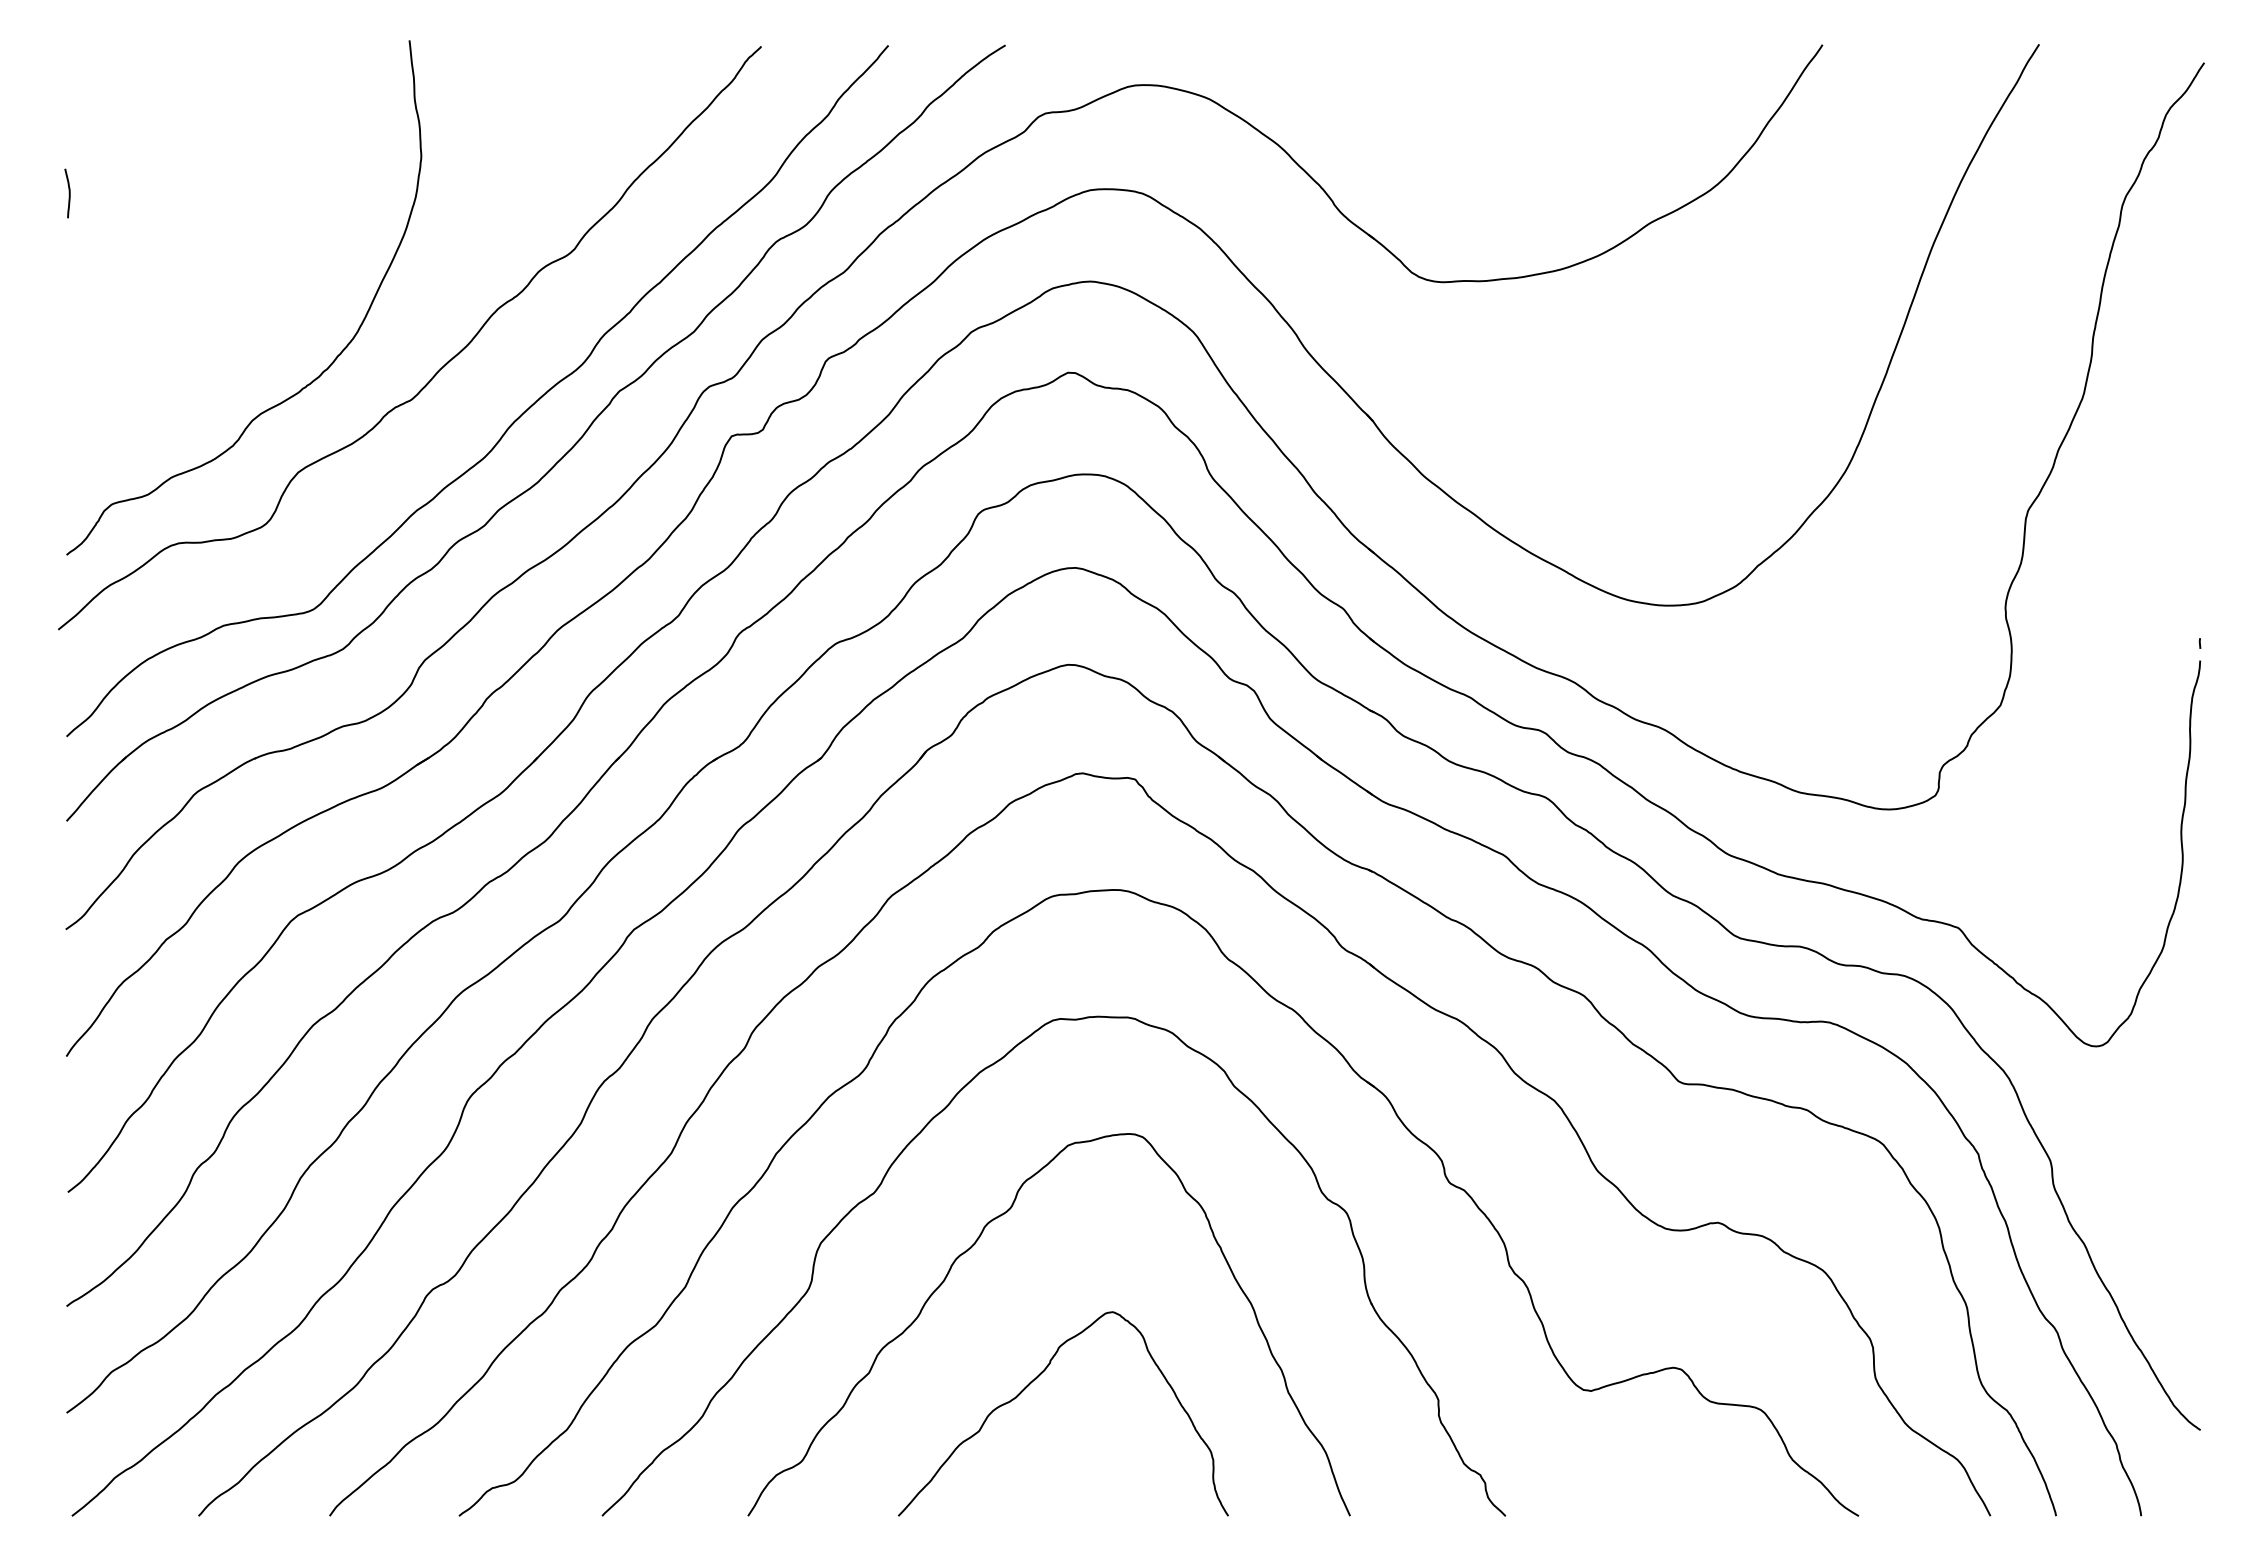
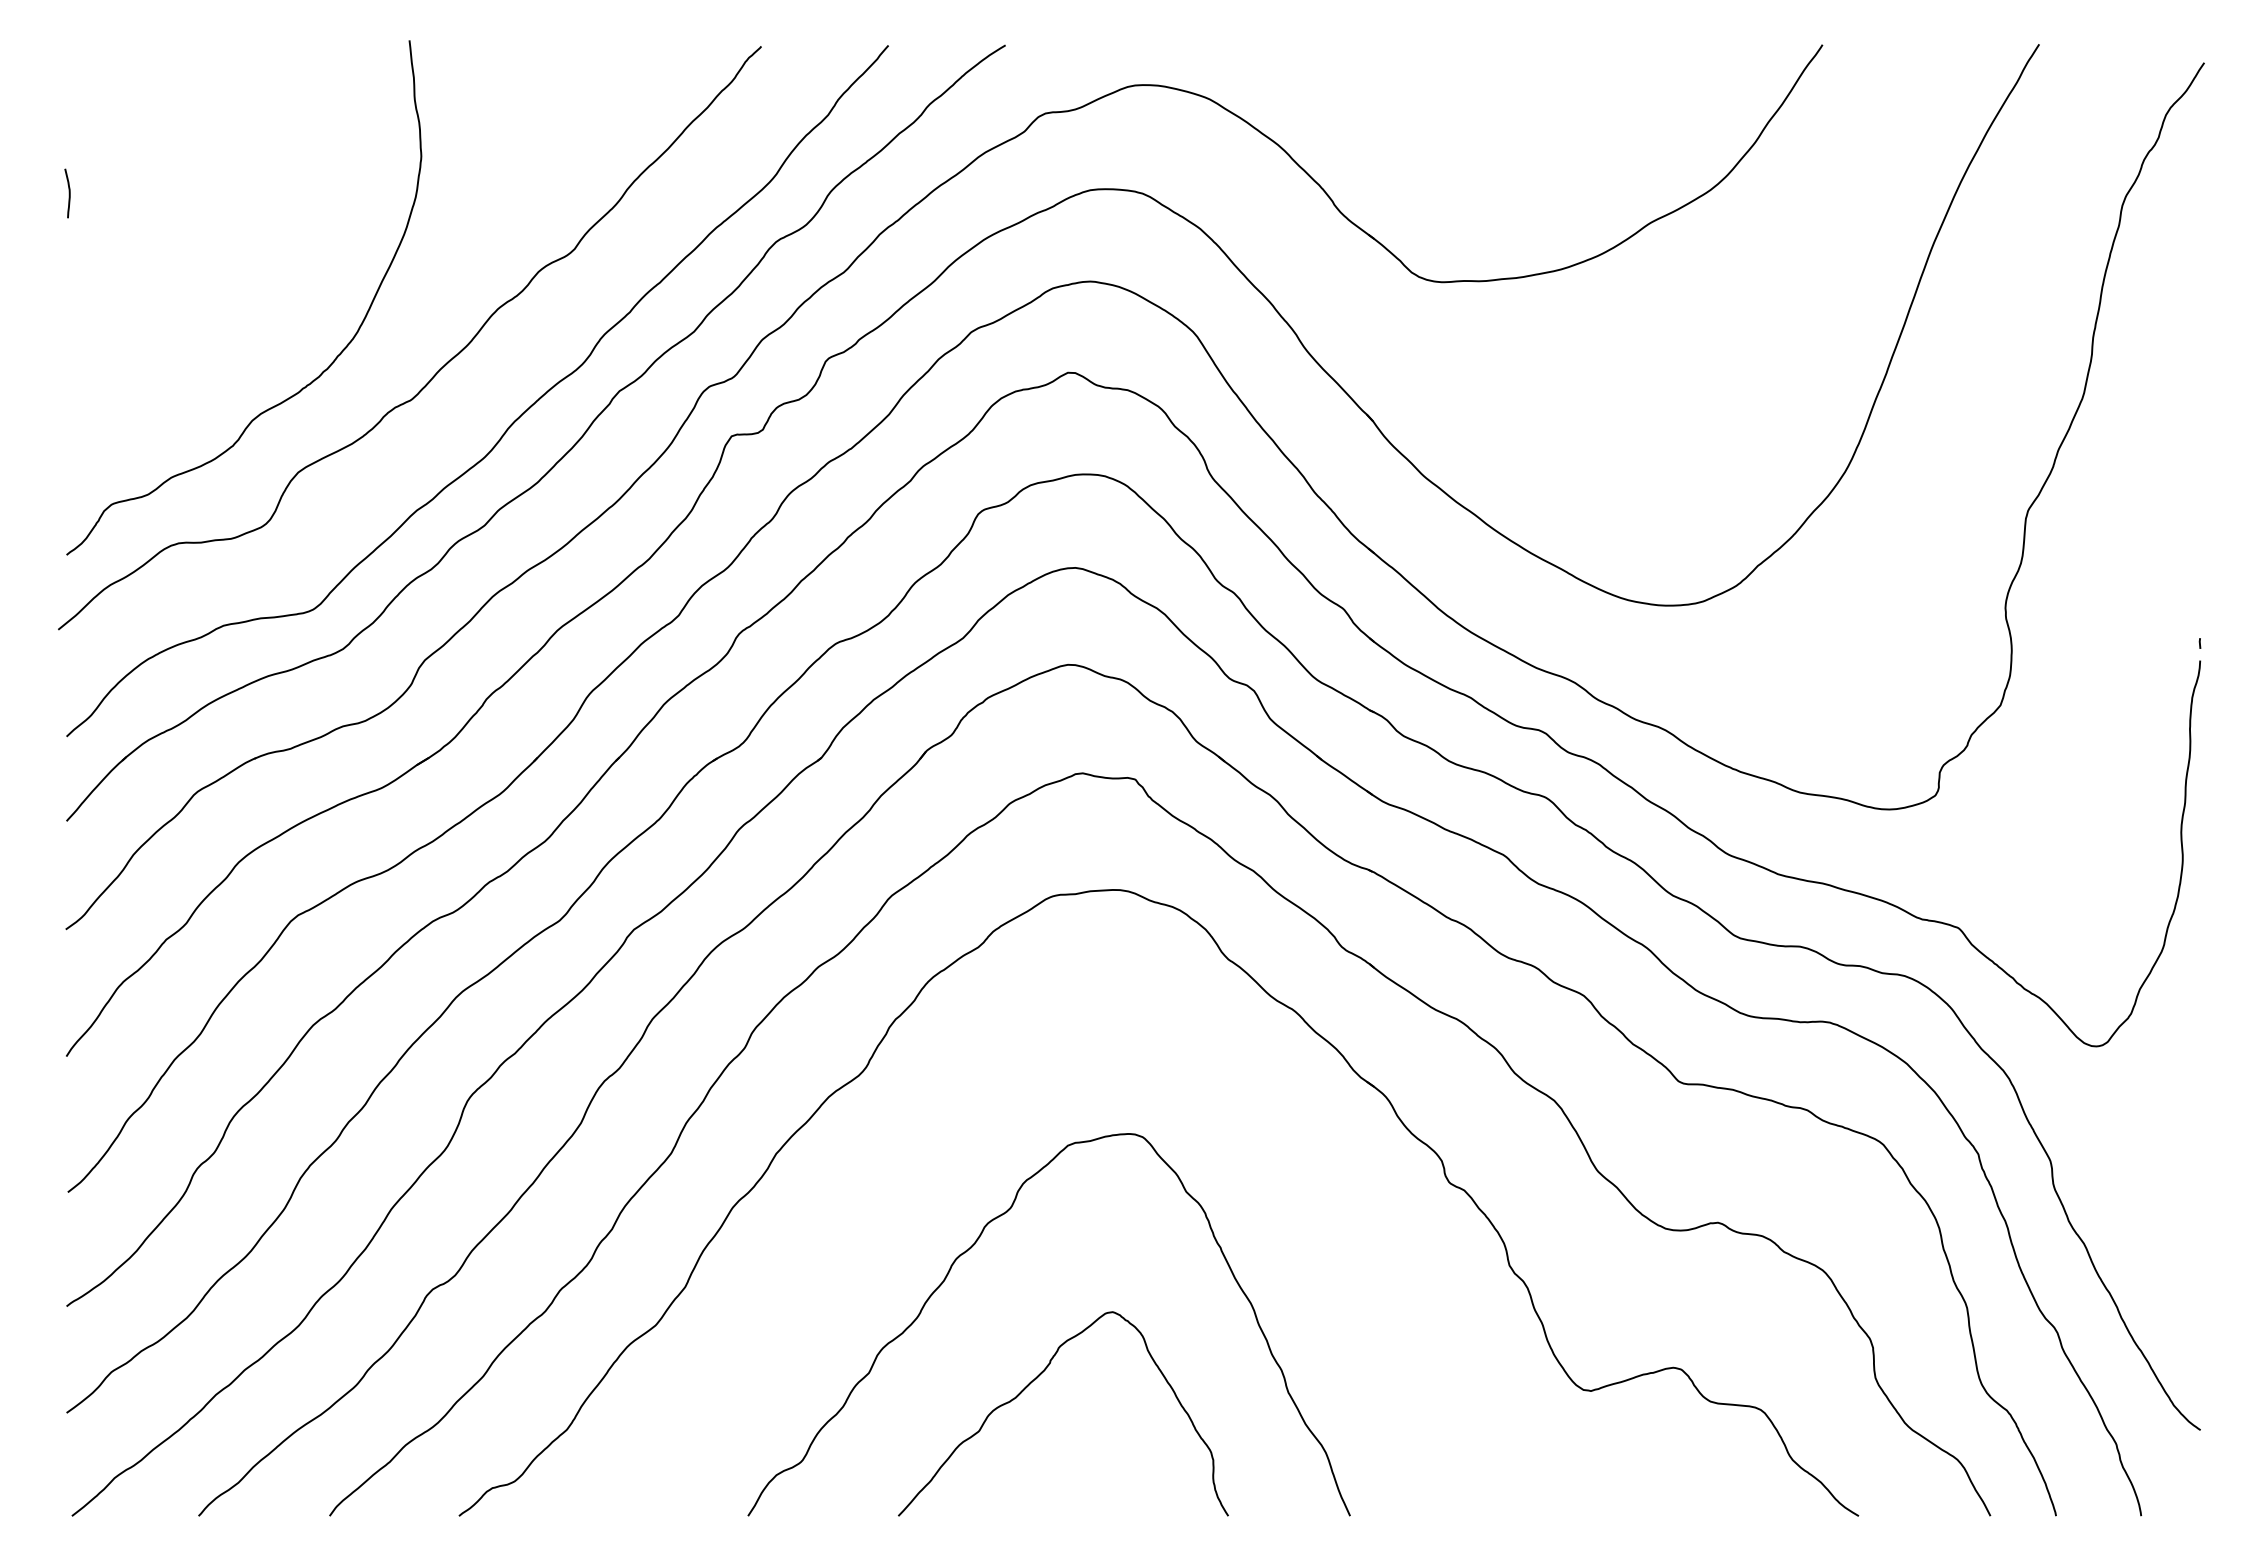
part: present -> none (921, 1132)
